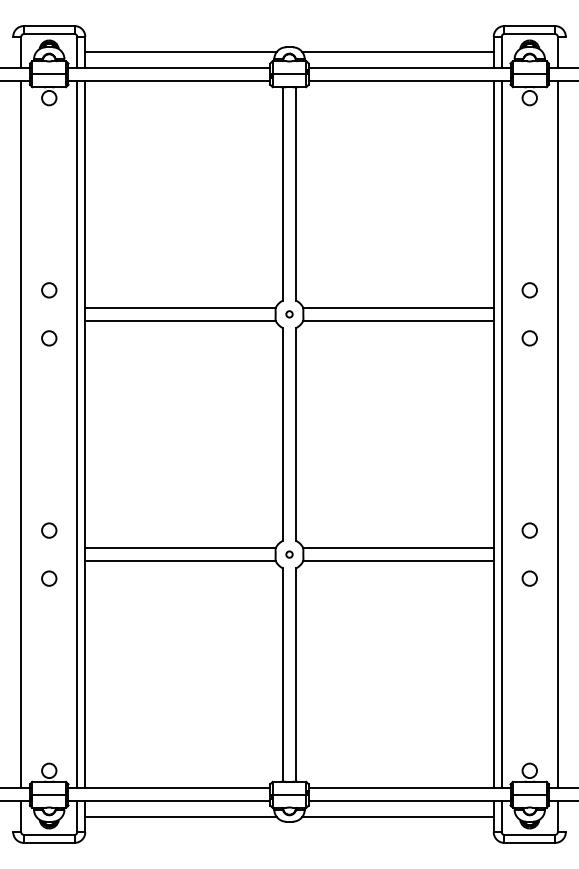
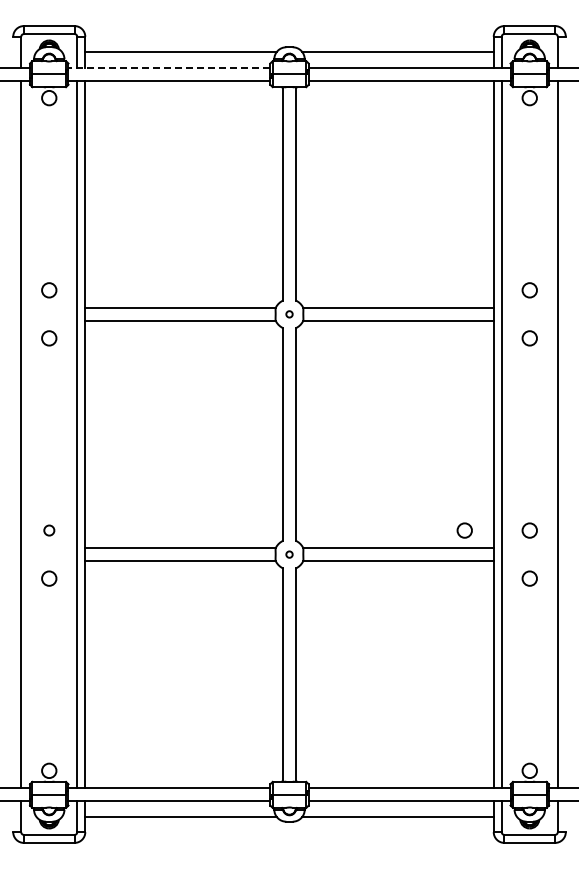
line: solid -> dashed (169, 67)
circle size: 17x17 px -> 13x13 px (49, 530)
circle: none -> present (464, 530)
